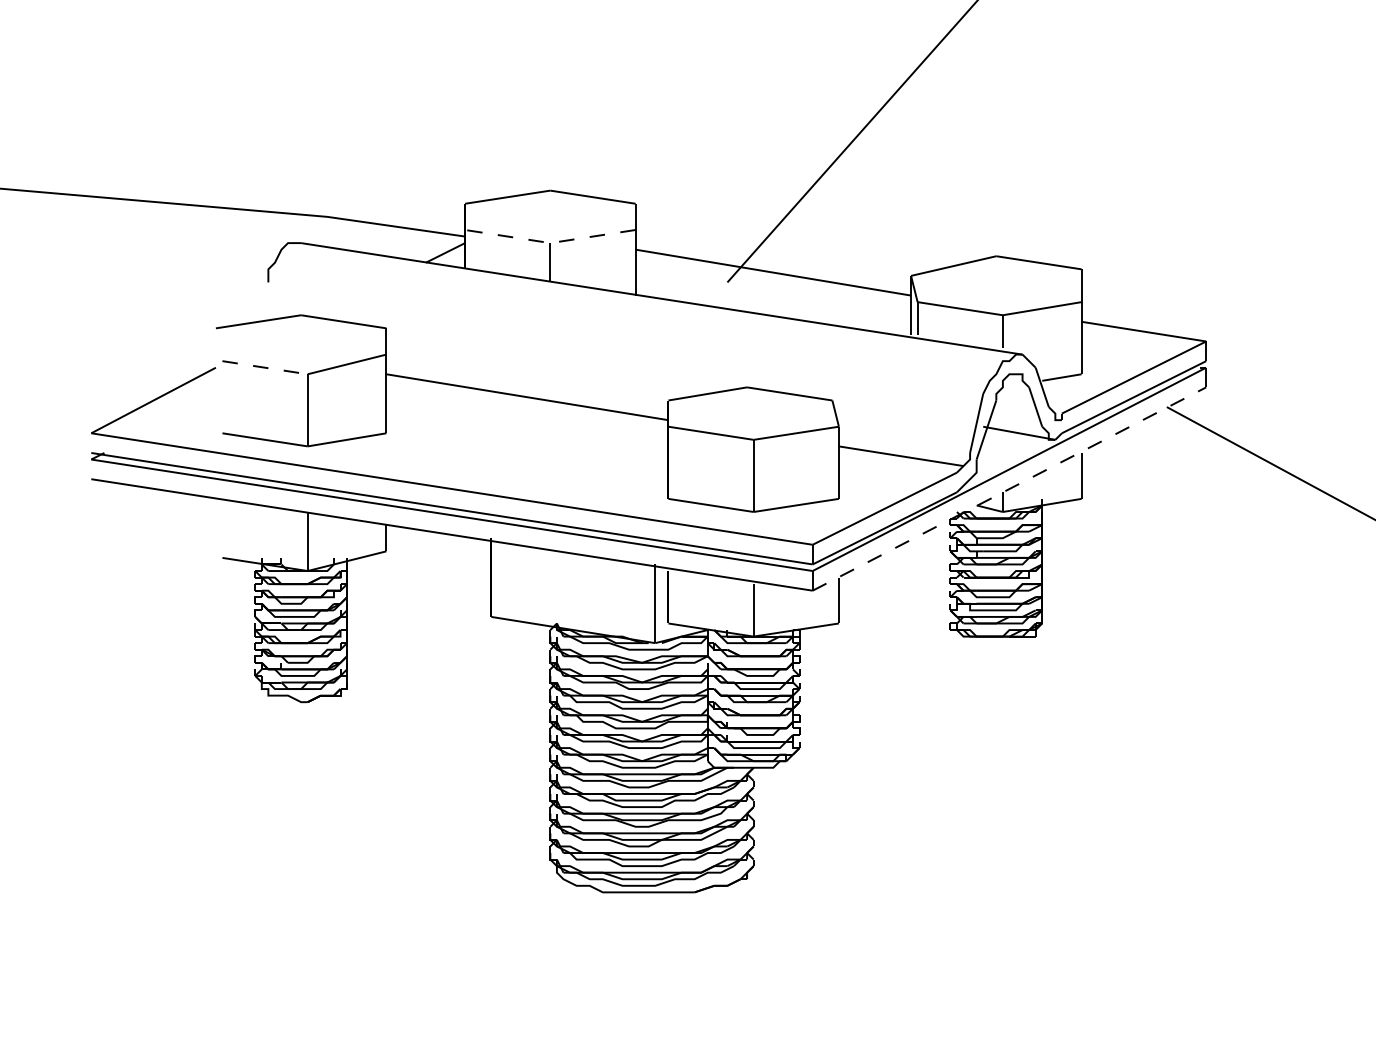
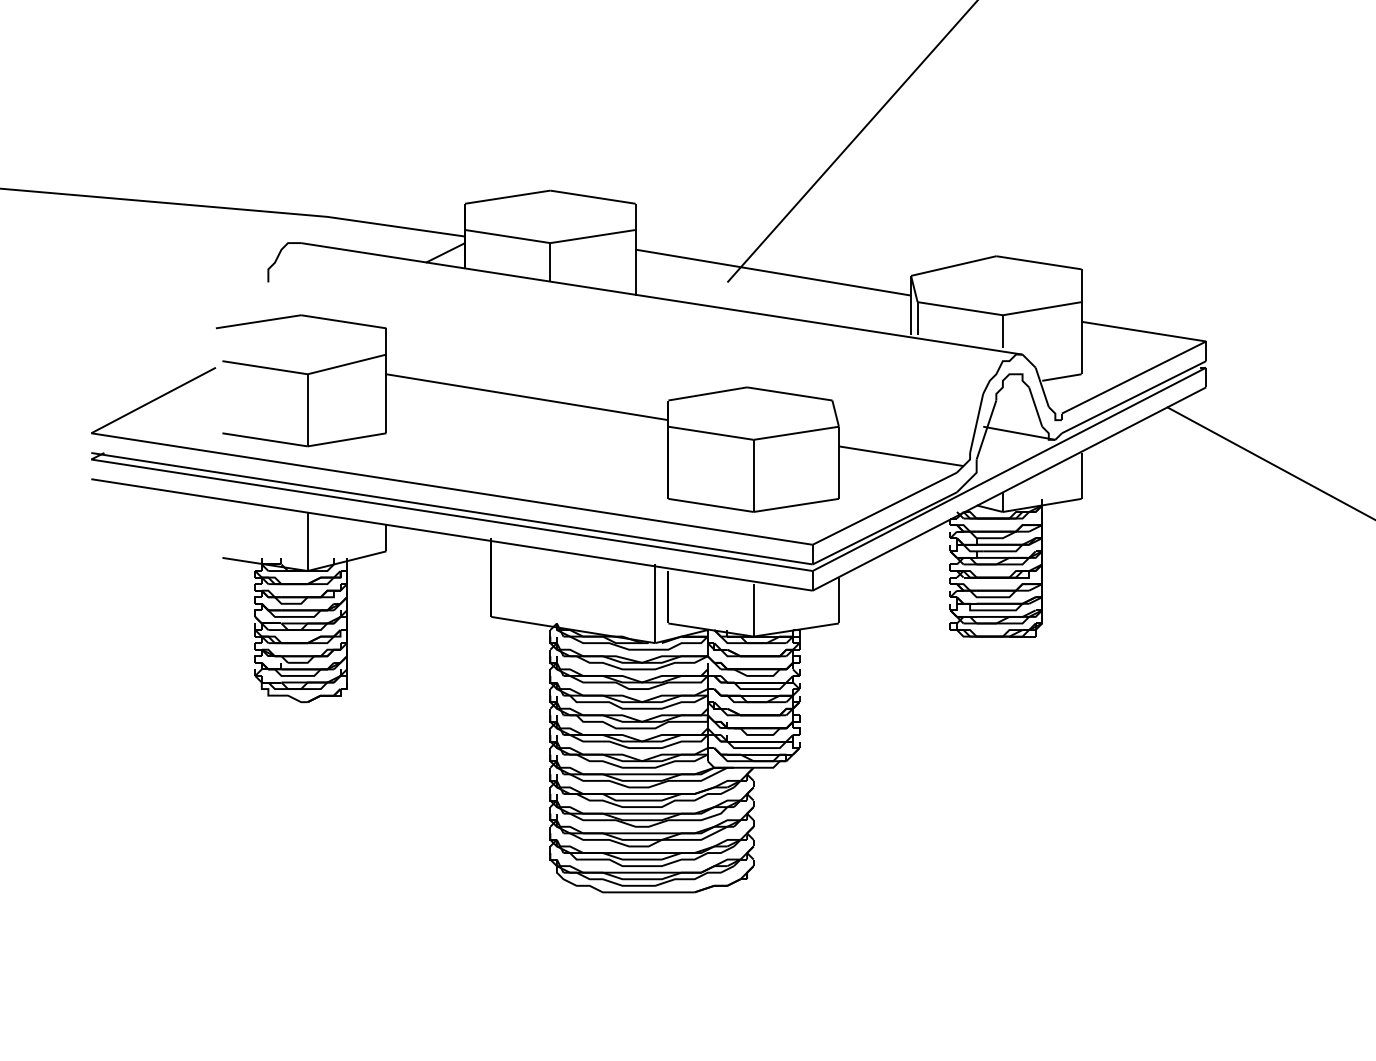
line: dashed -> solid (550, 243)
line: dashed -> solid (265, 367)
line: dashed -> solid (1009, 488)
